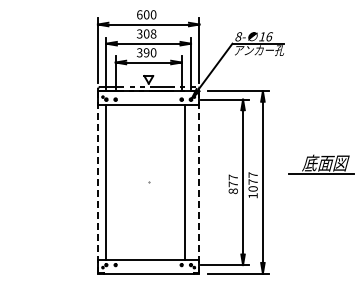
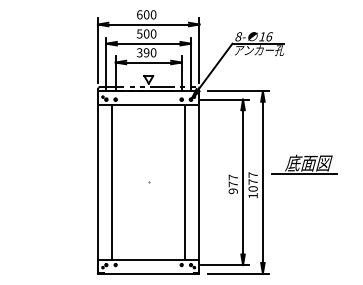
text: 308 -> 500 (146, 33)
part position: (321, 164) -> (304, 164) (304, 164)
line position: (106, 181) -> (112, 181) (112, 181)
line: dashed -> solid (97, 182)
line: dashed -> solid (199, 182)
text: 877 -> 977 (232, 191)
